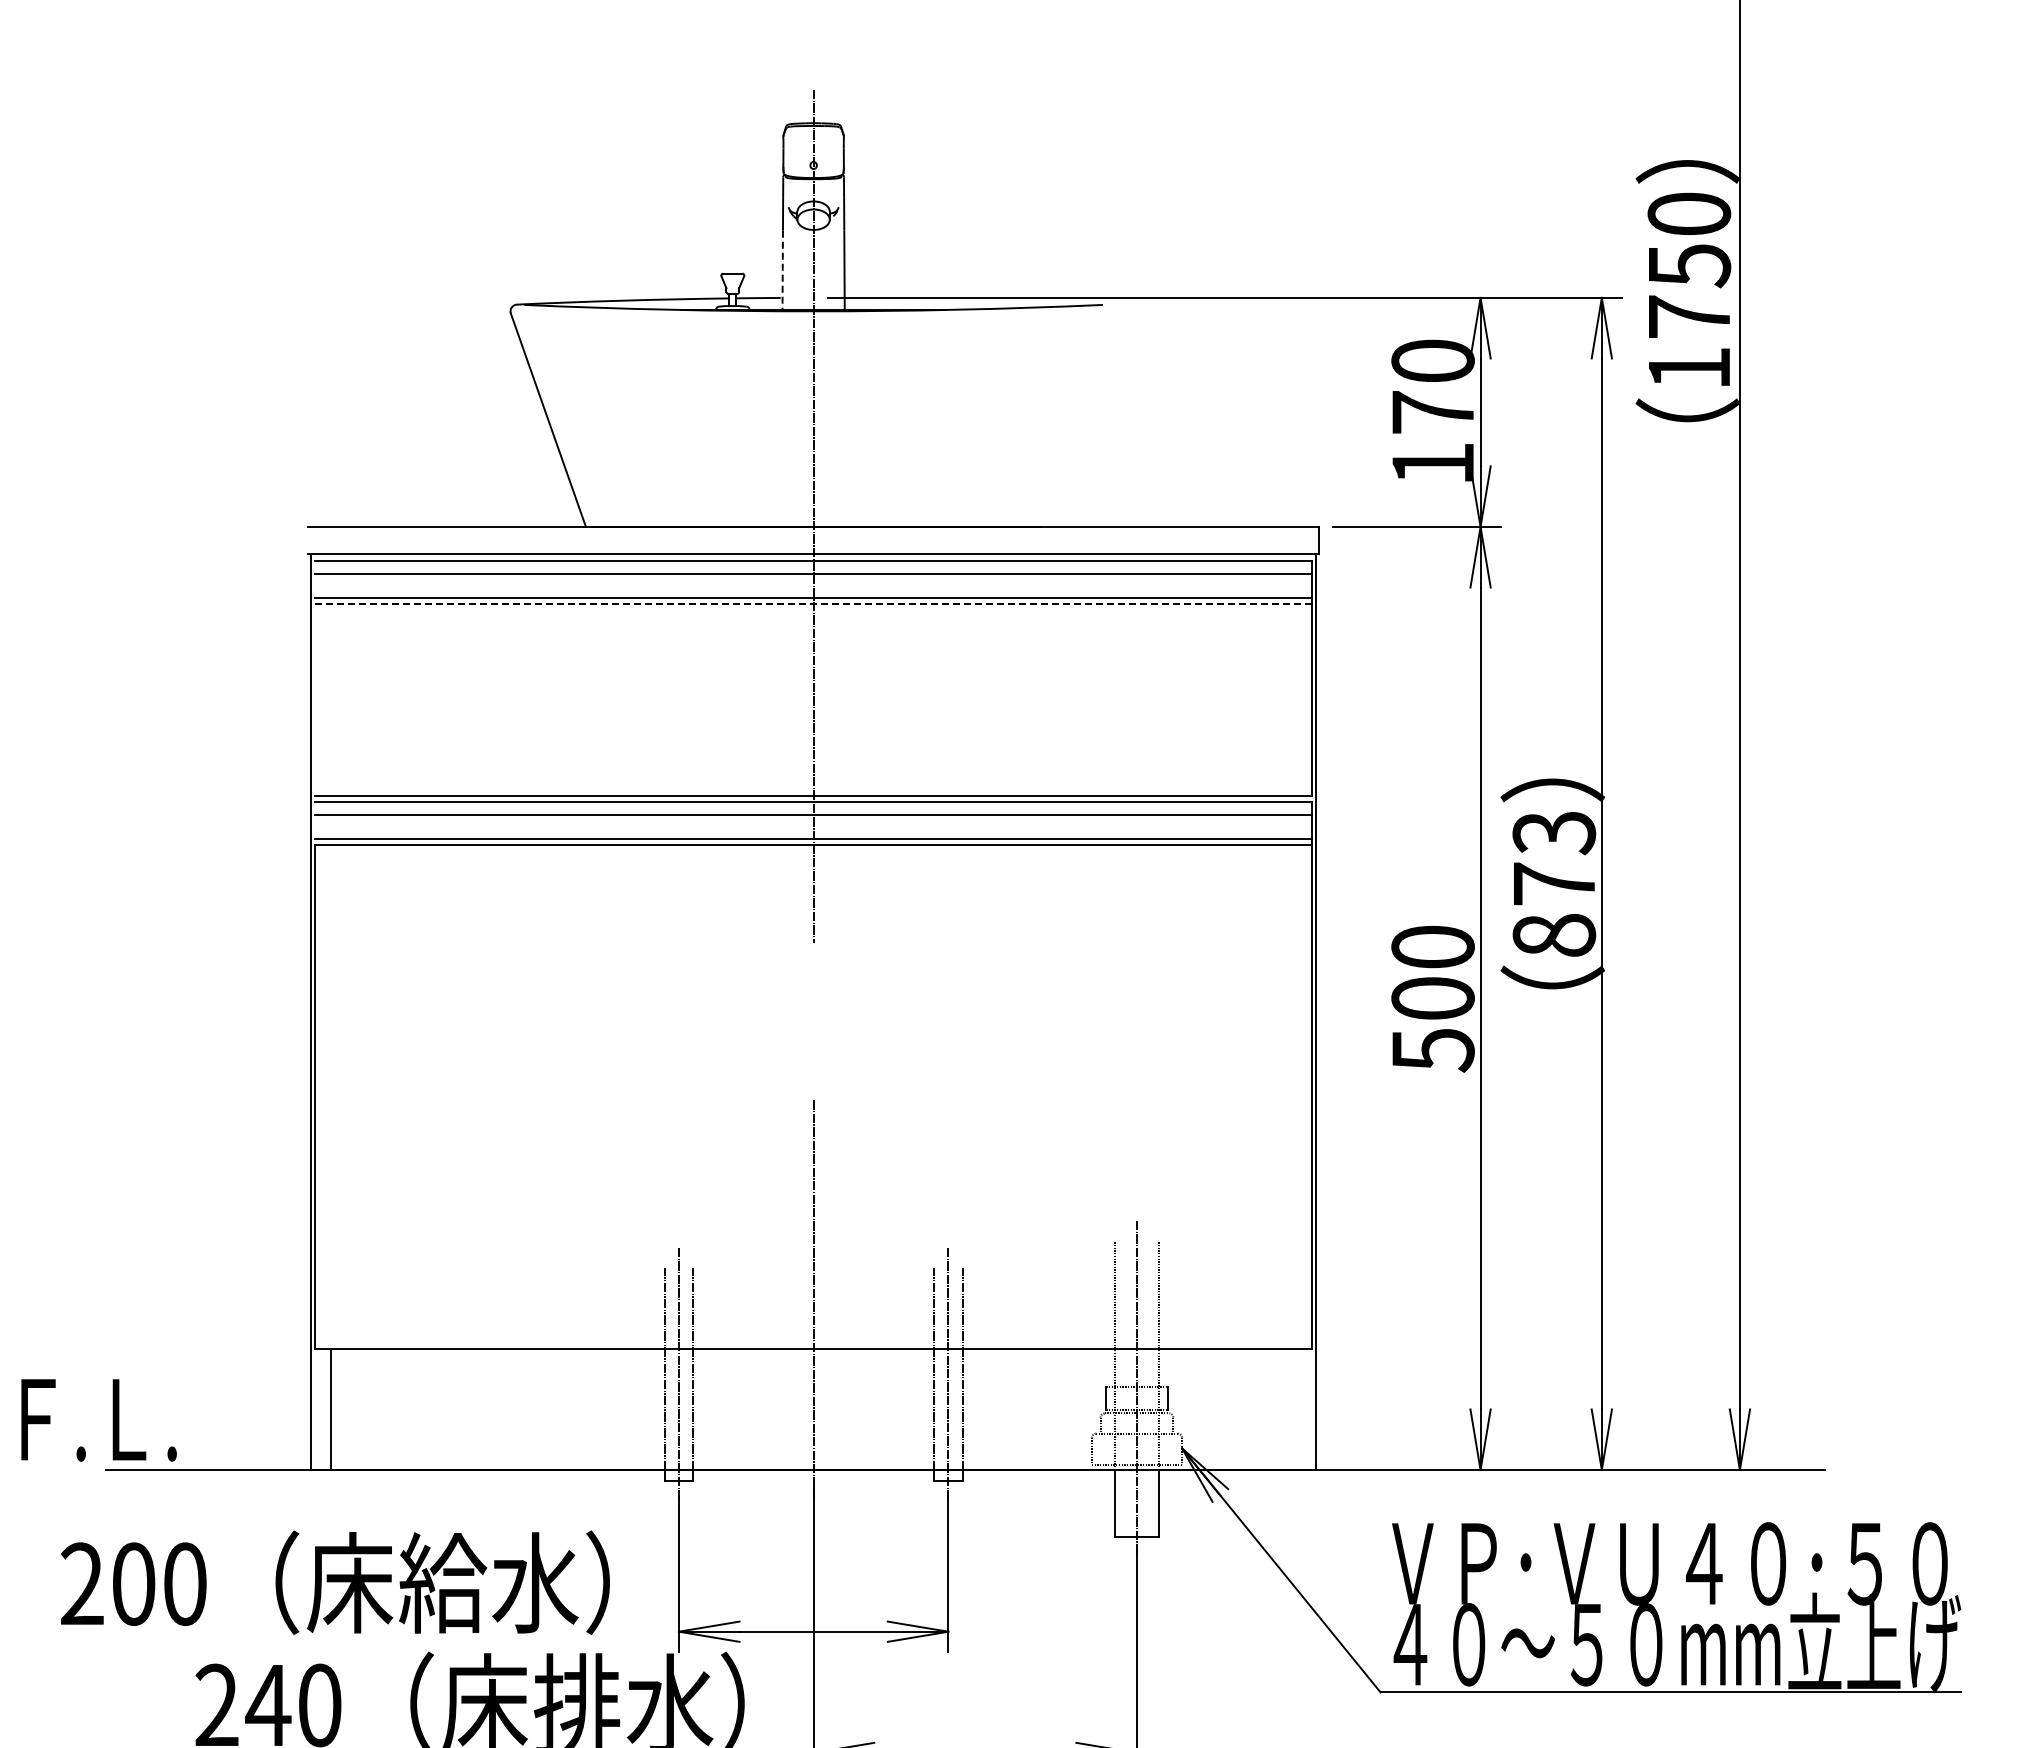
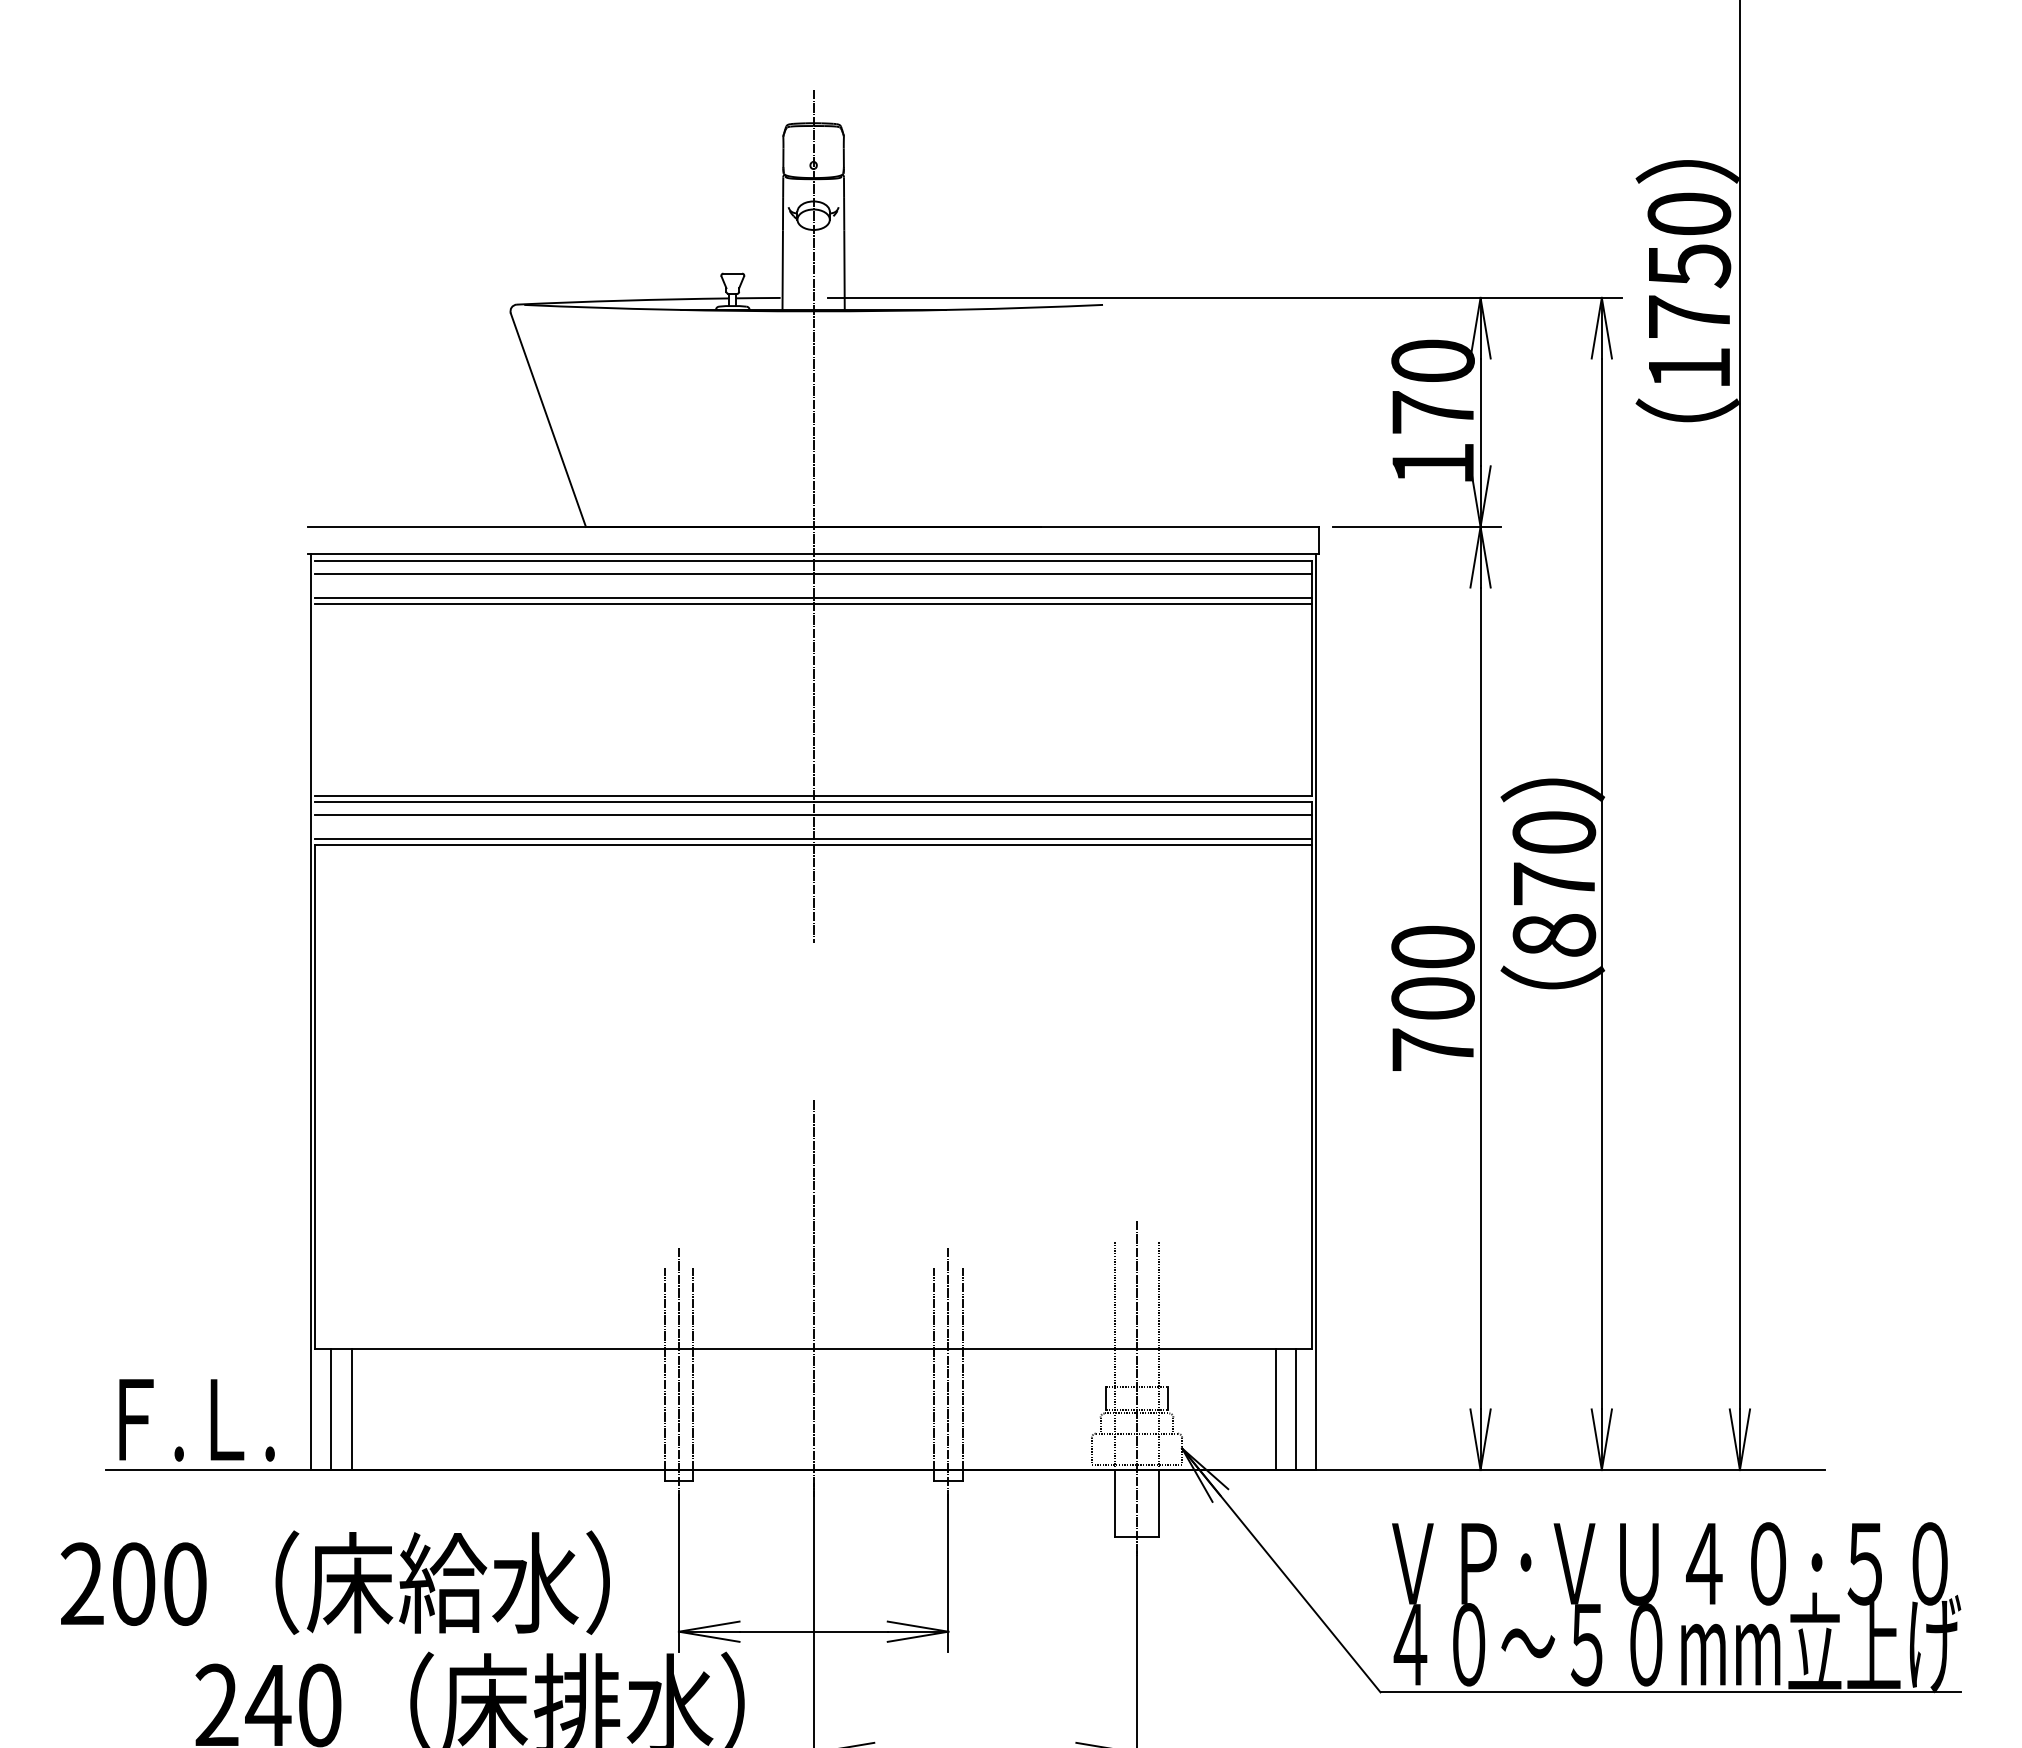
line: dashed -> solid (782, 270)
line: dashed -> solid (813, 603)
text: 873 -> 870 (1554, 833)
text: 500 -> 700 (1433, 1050)
line: none -> present (351, 1409)
line: none -> present (1275, 1409)
line: none -> present (1295, 1409)
text position: (98, 1420) -> (196, 1420) (196, 1420)
